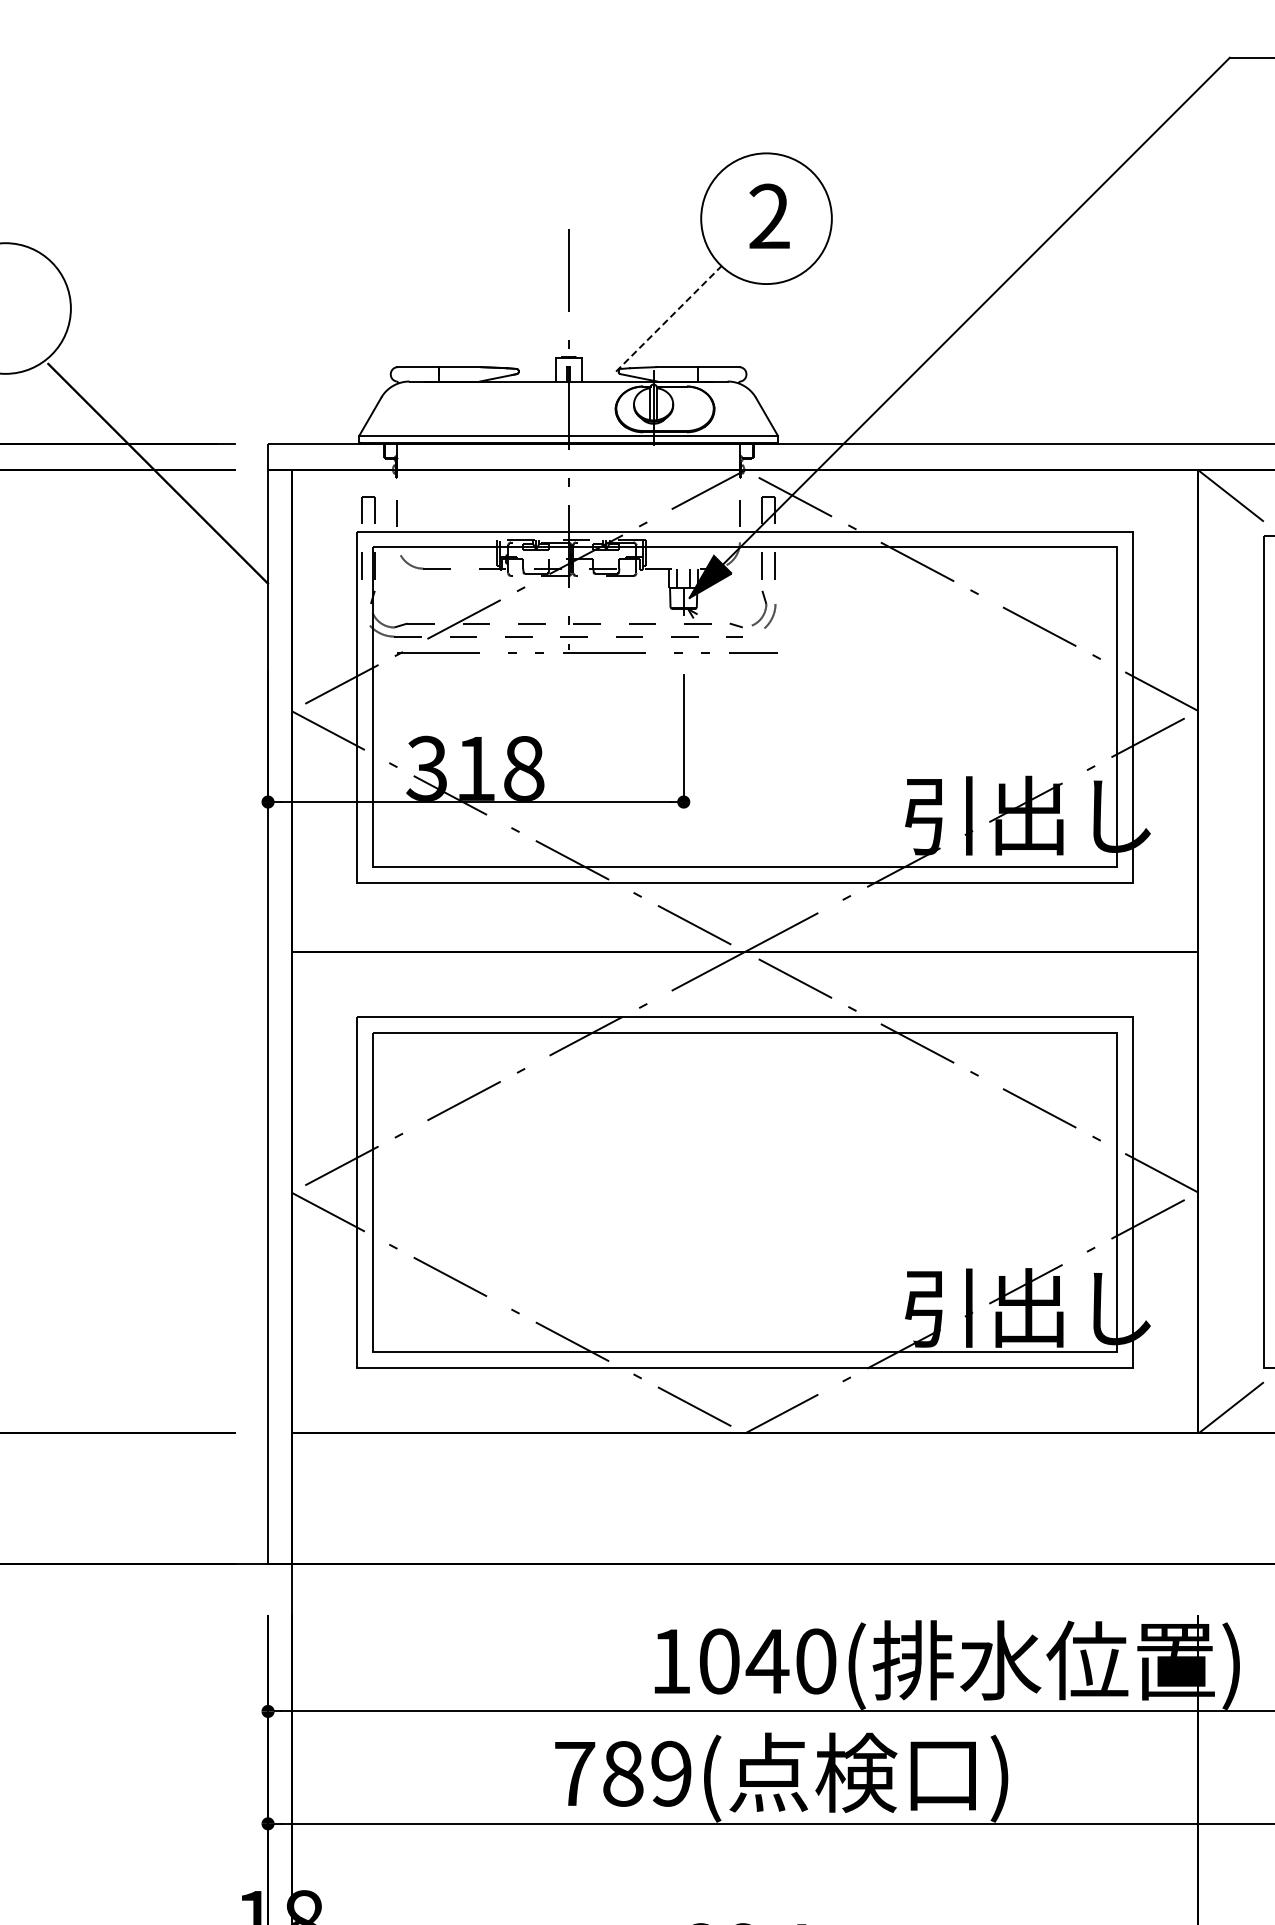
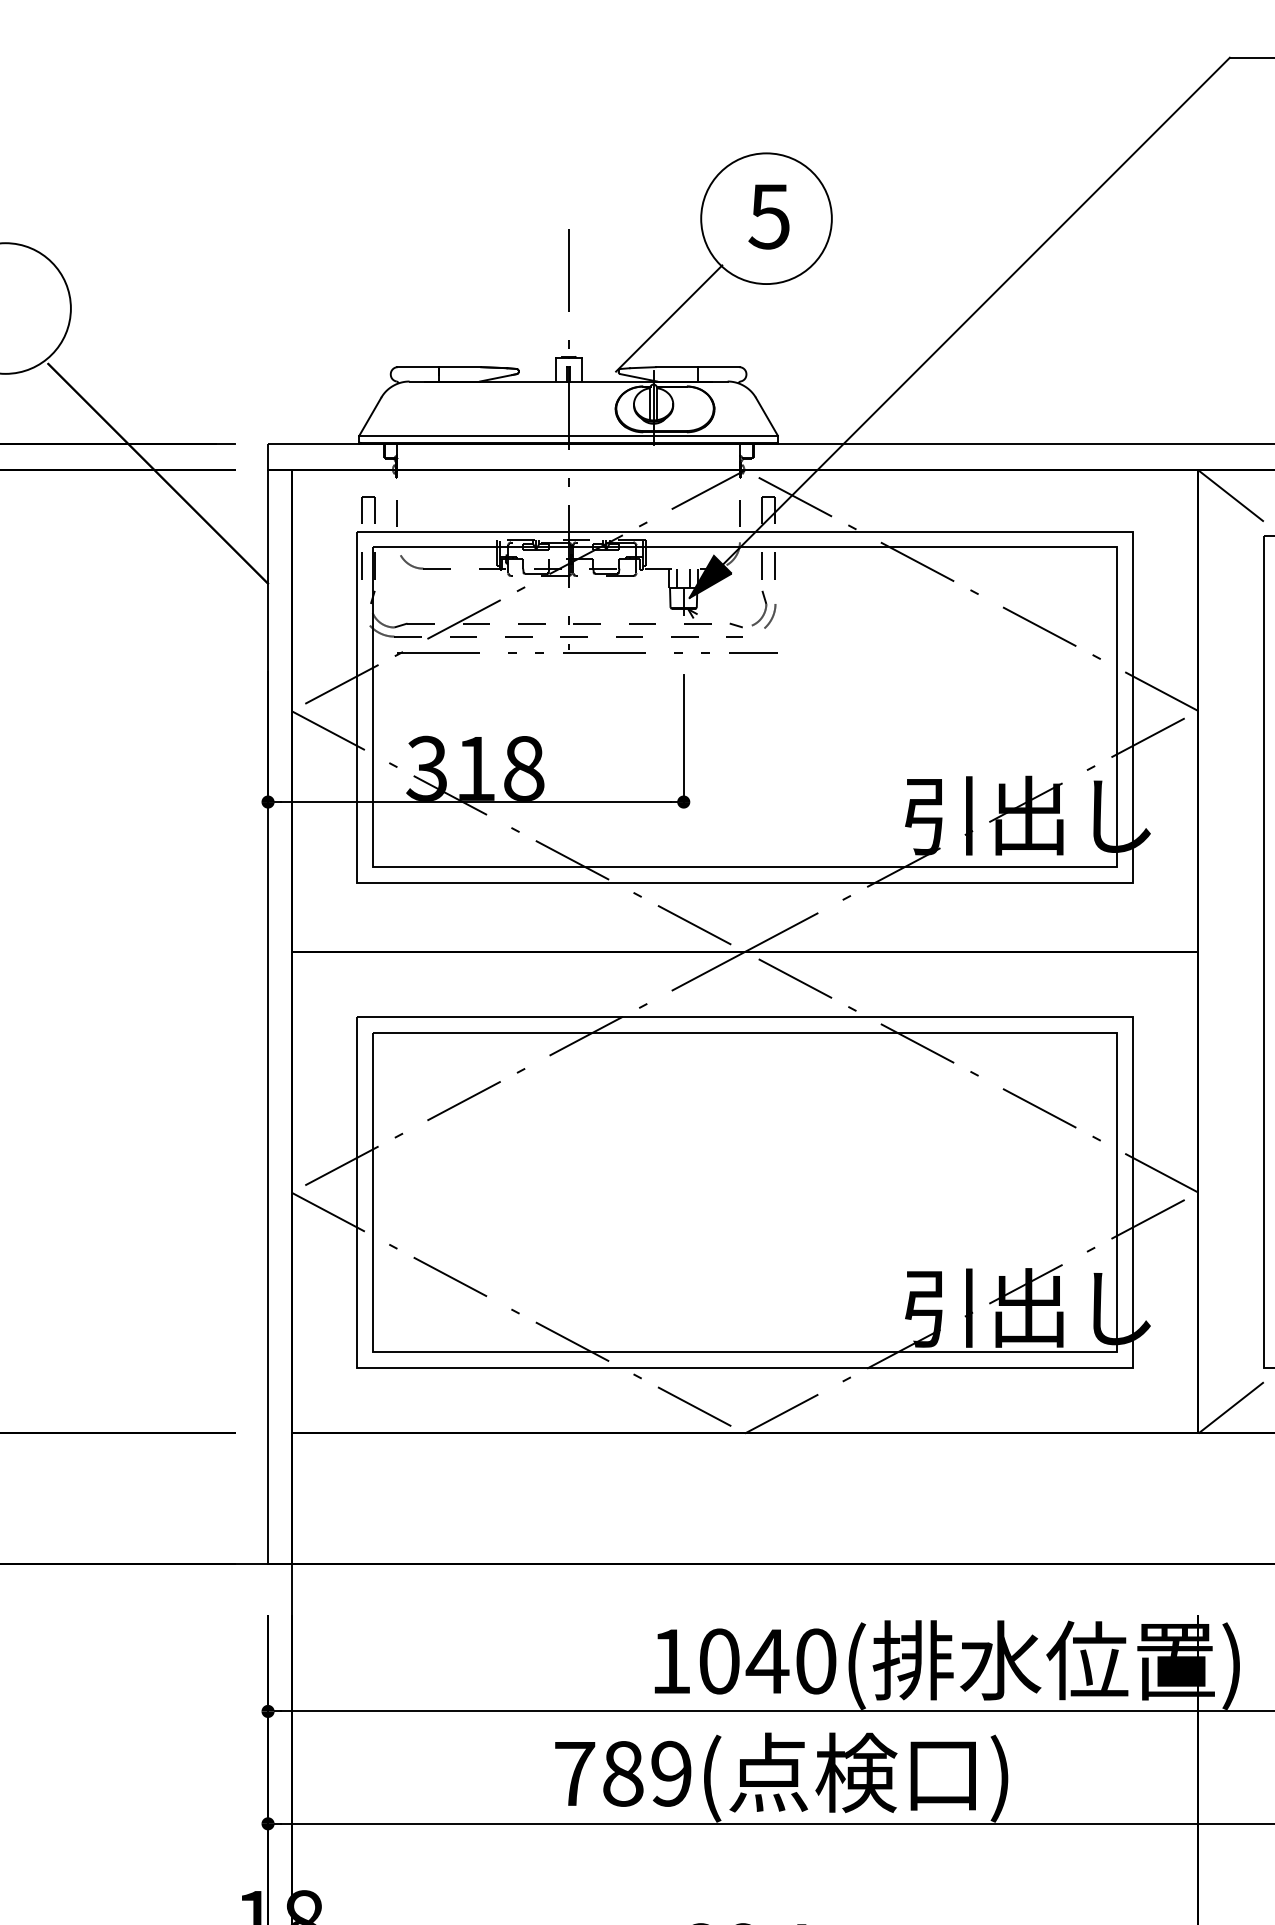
text: 2 -> 5 (768, 216)
line: dashed -> solid (669, 318)
